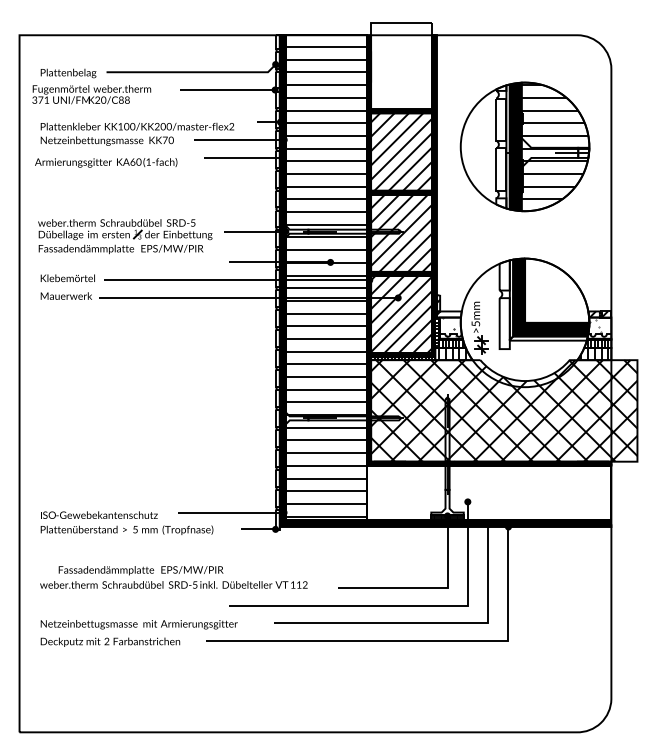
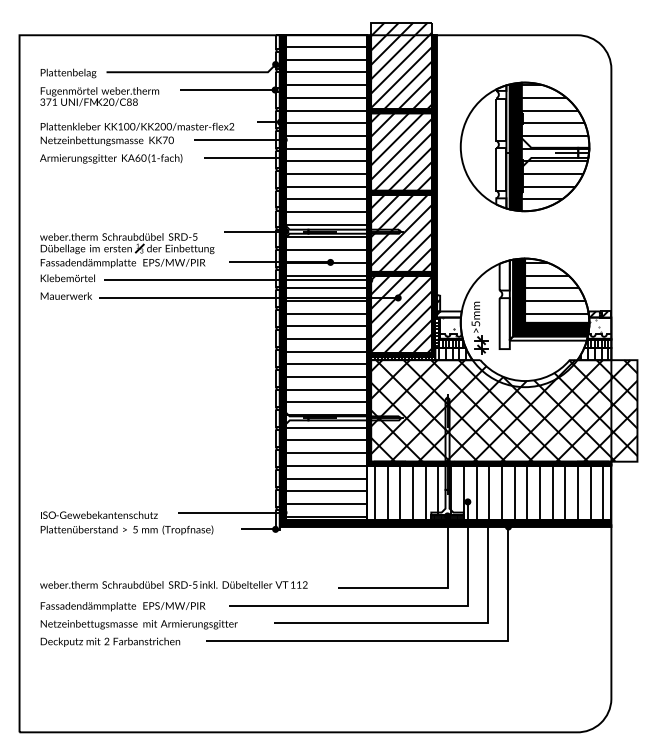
hatch: none -> present (401, 65)
text position: (91, 94) -> (99, 96) (99, 96)
text position: (106, 162) -> (111, 158) (111, 158)
part position: (125, 236) -> (127, 250) (127, 250)
hatch: none -> present (556, 287)
hatch: none -> present (489, 492)
text position: (140, 570) -> (122, 606) (122, 606)
